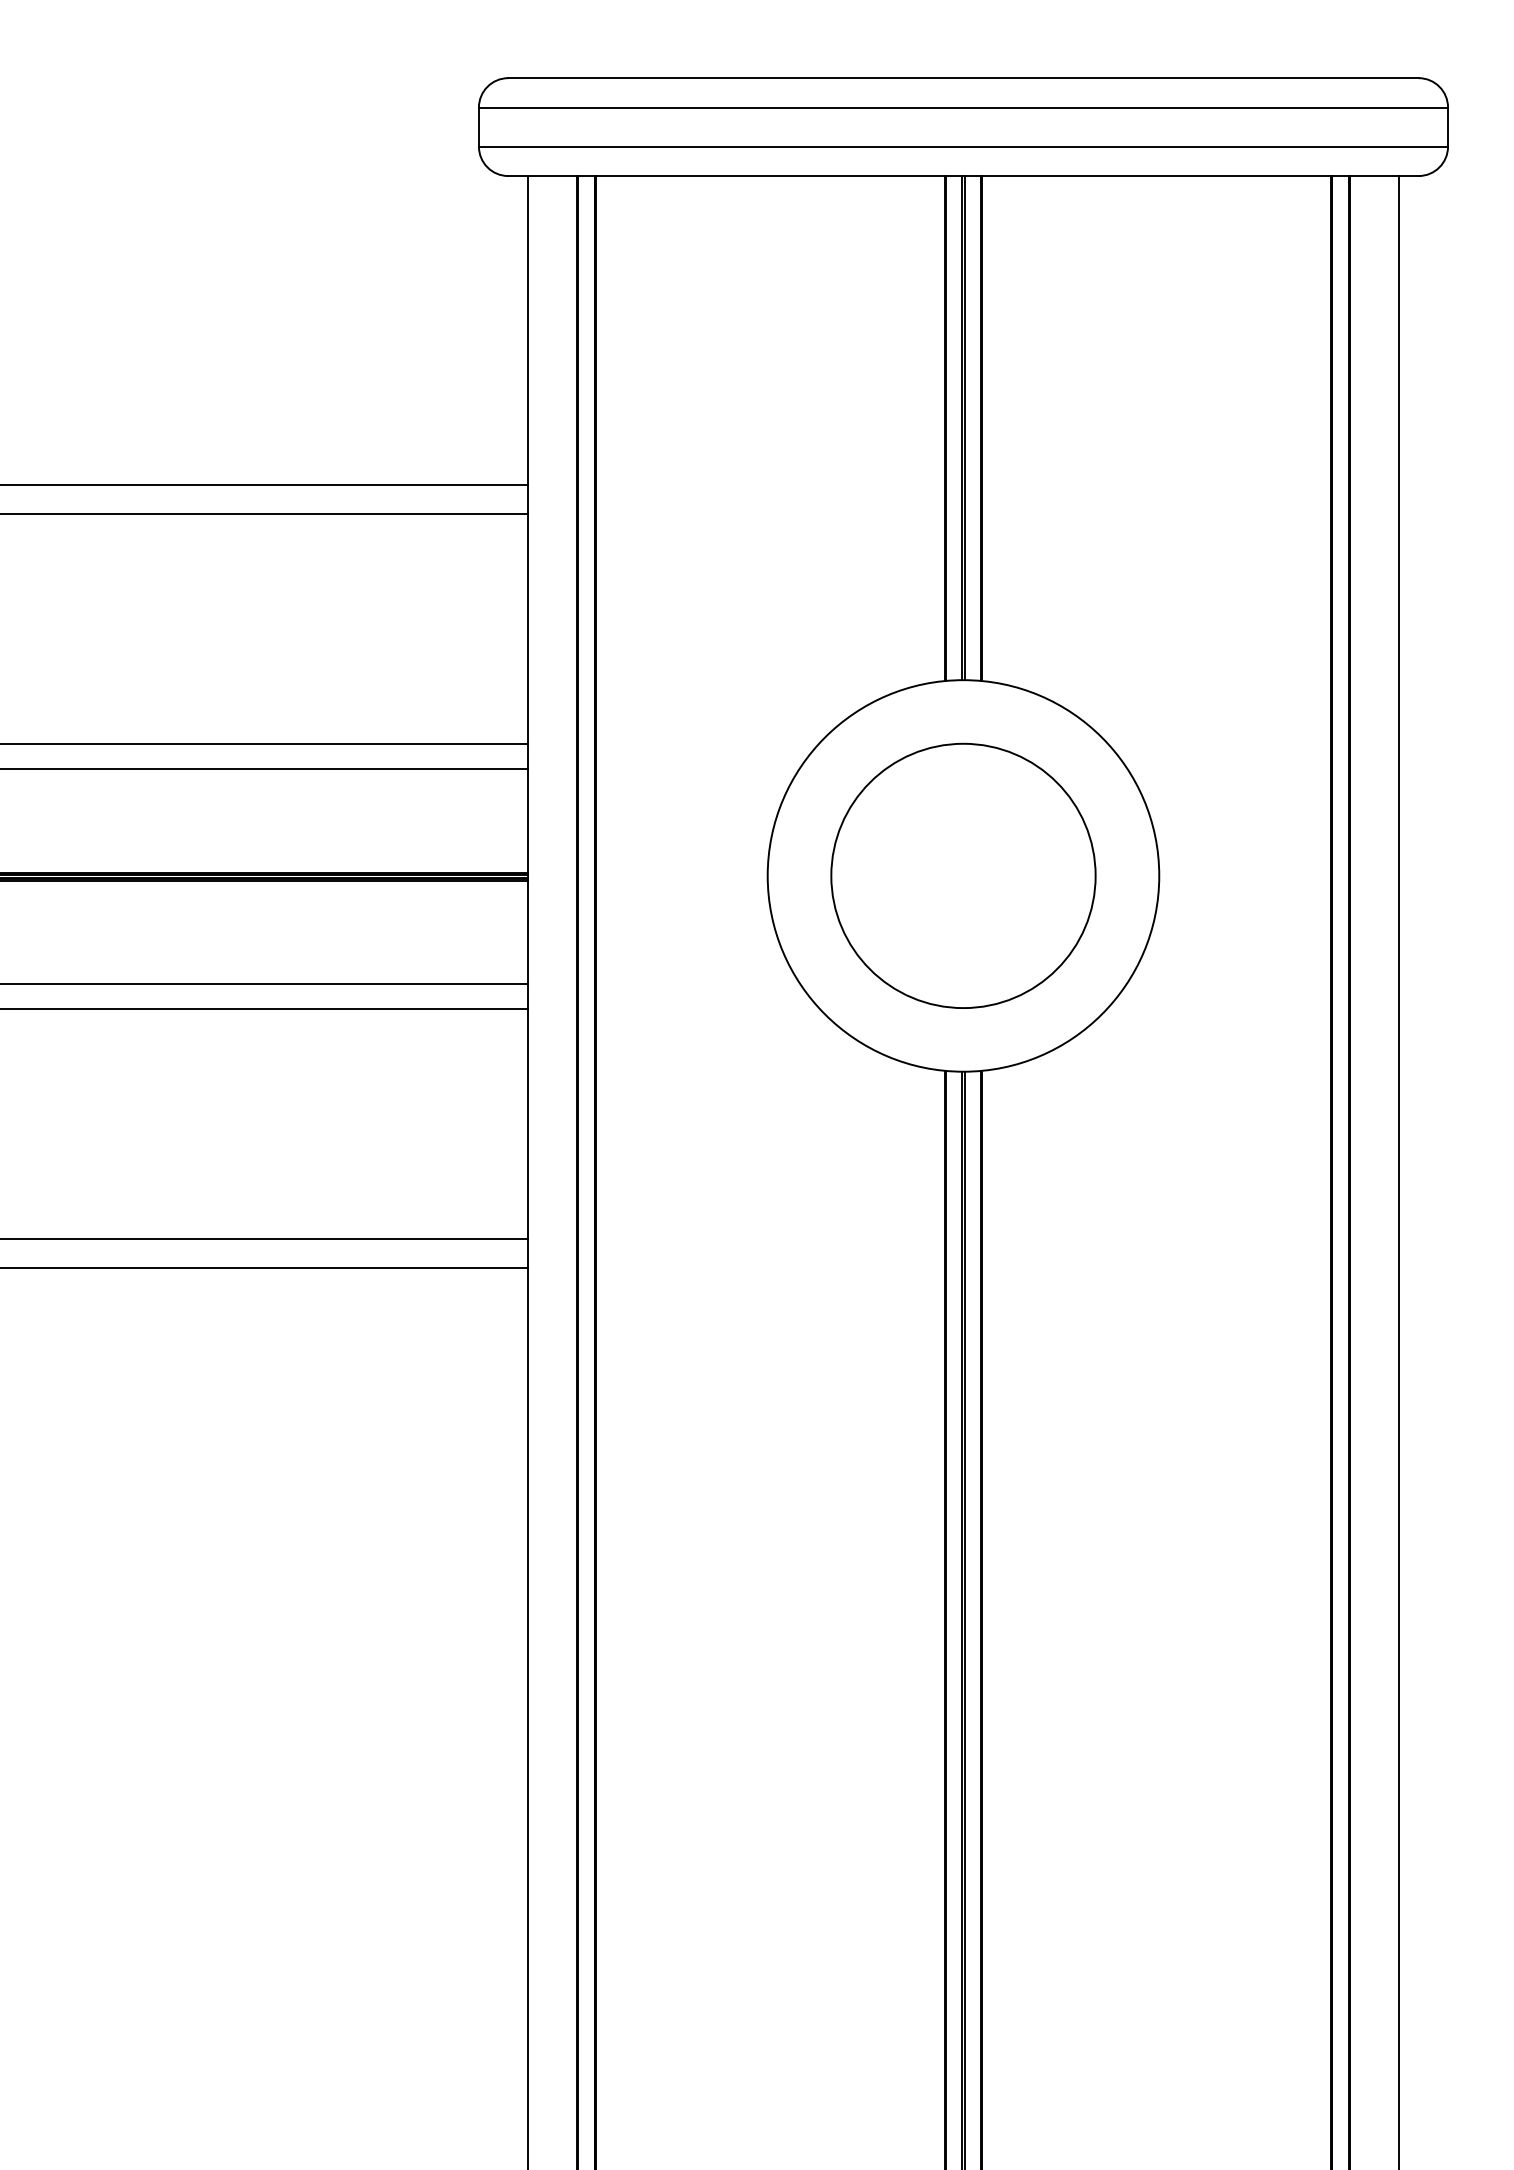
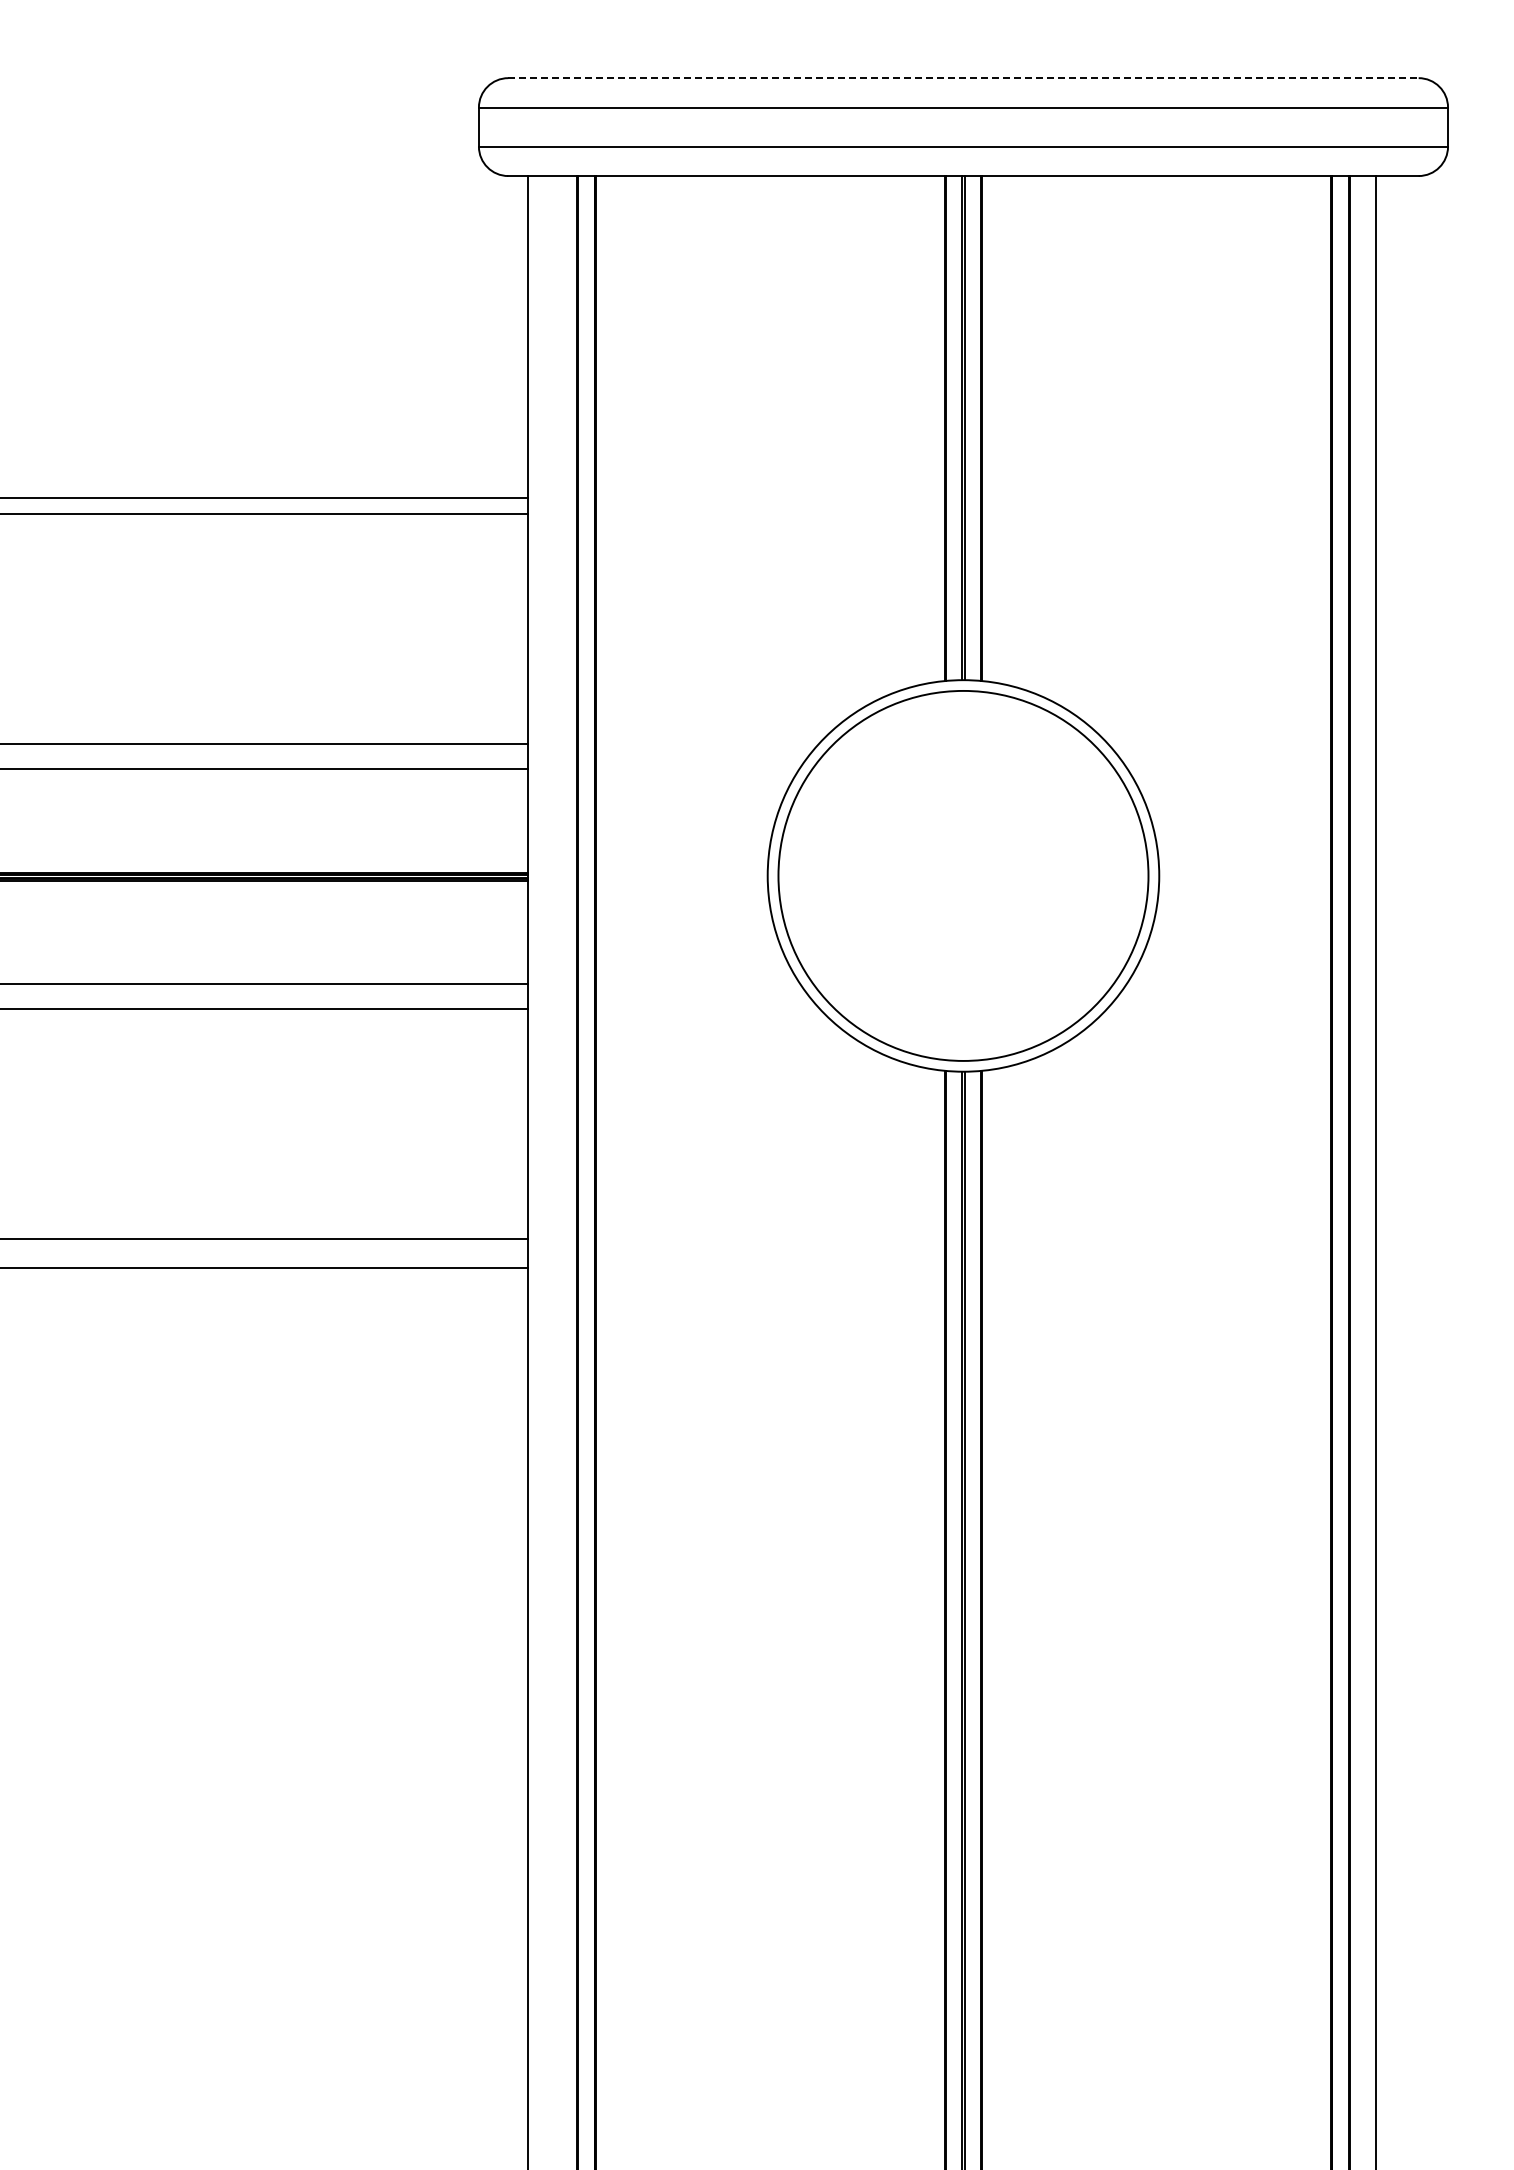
line: solid -> dashed (963, 78)
line position: (264, 485) -> (264, 498) (264, 498)
circle diameter: 264 px -> 370 px (963, 875)
line position: (1399, 1171) -> (1376, 1171) (1376, 1171)
